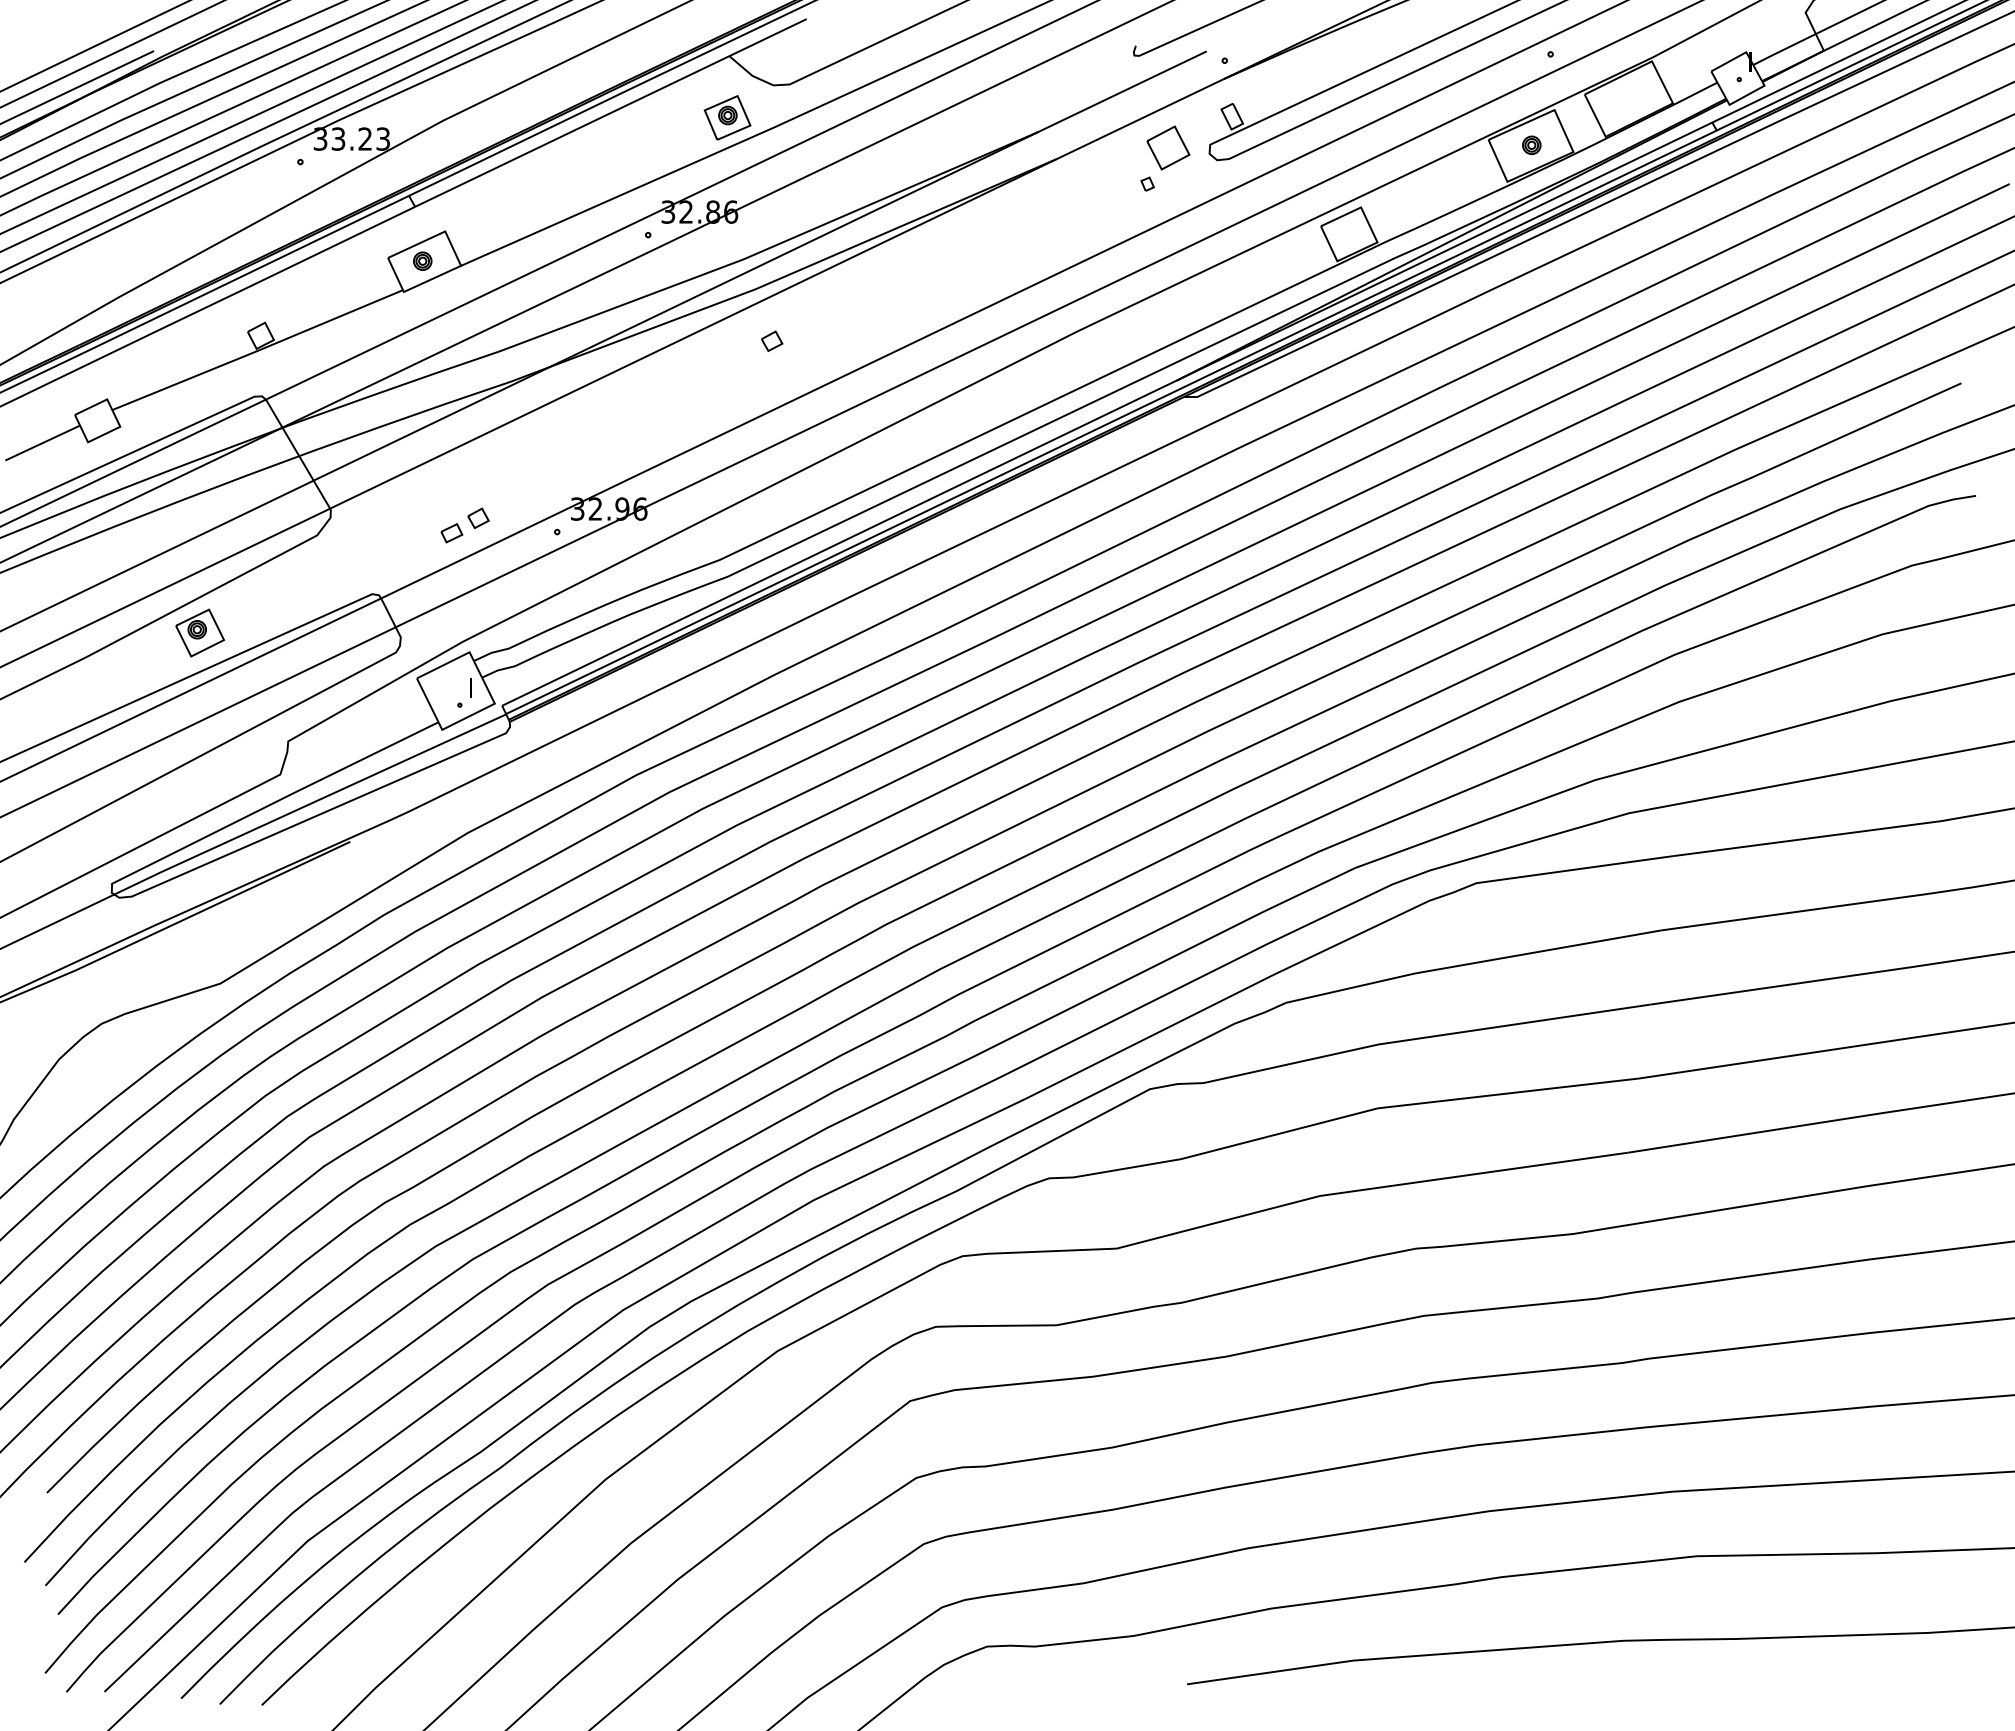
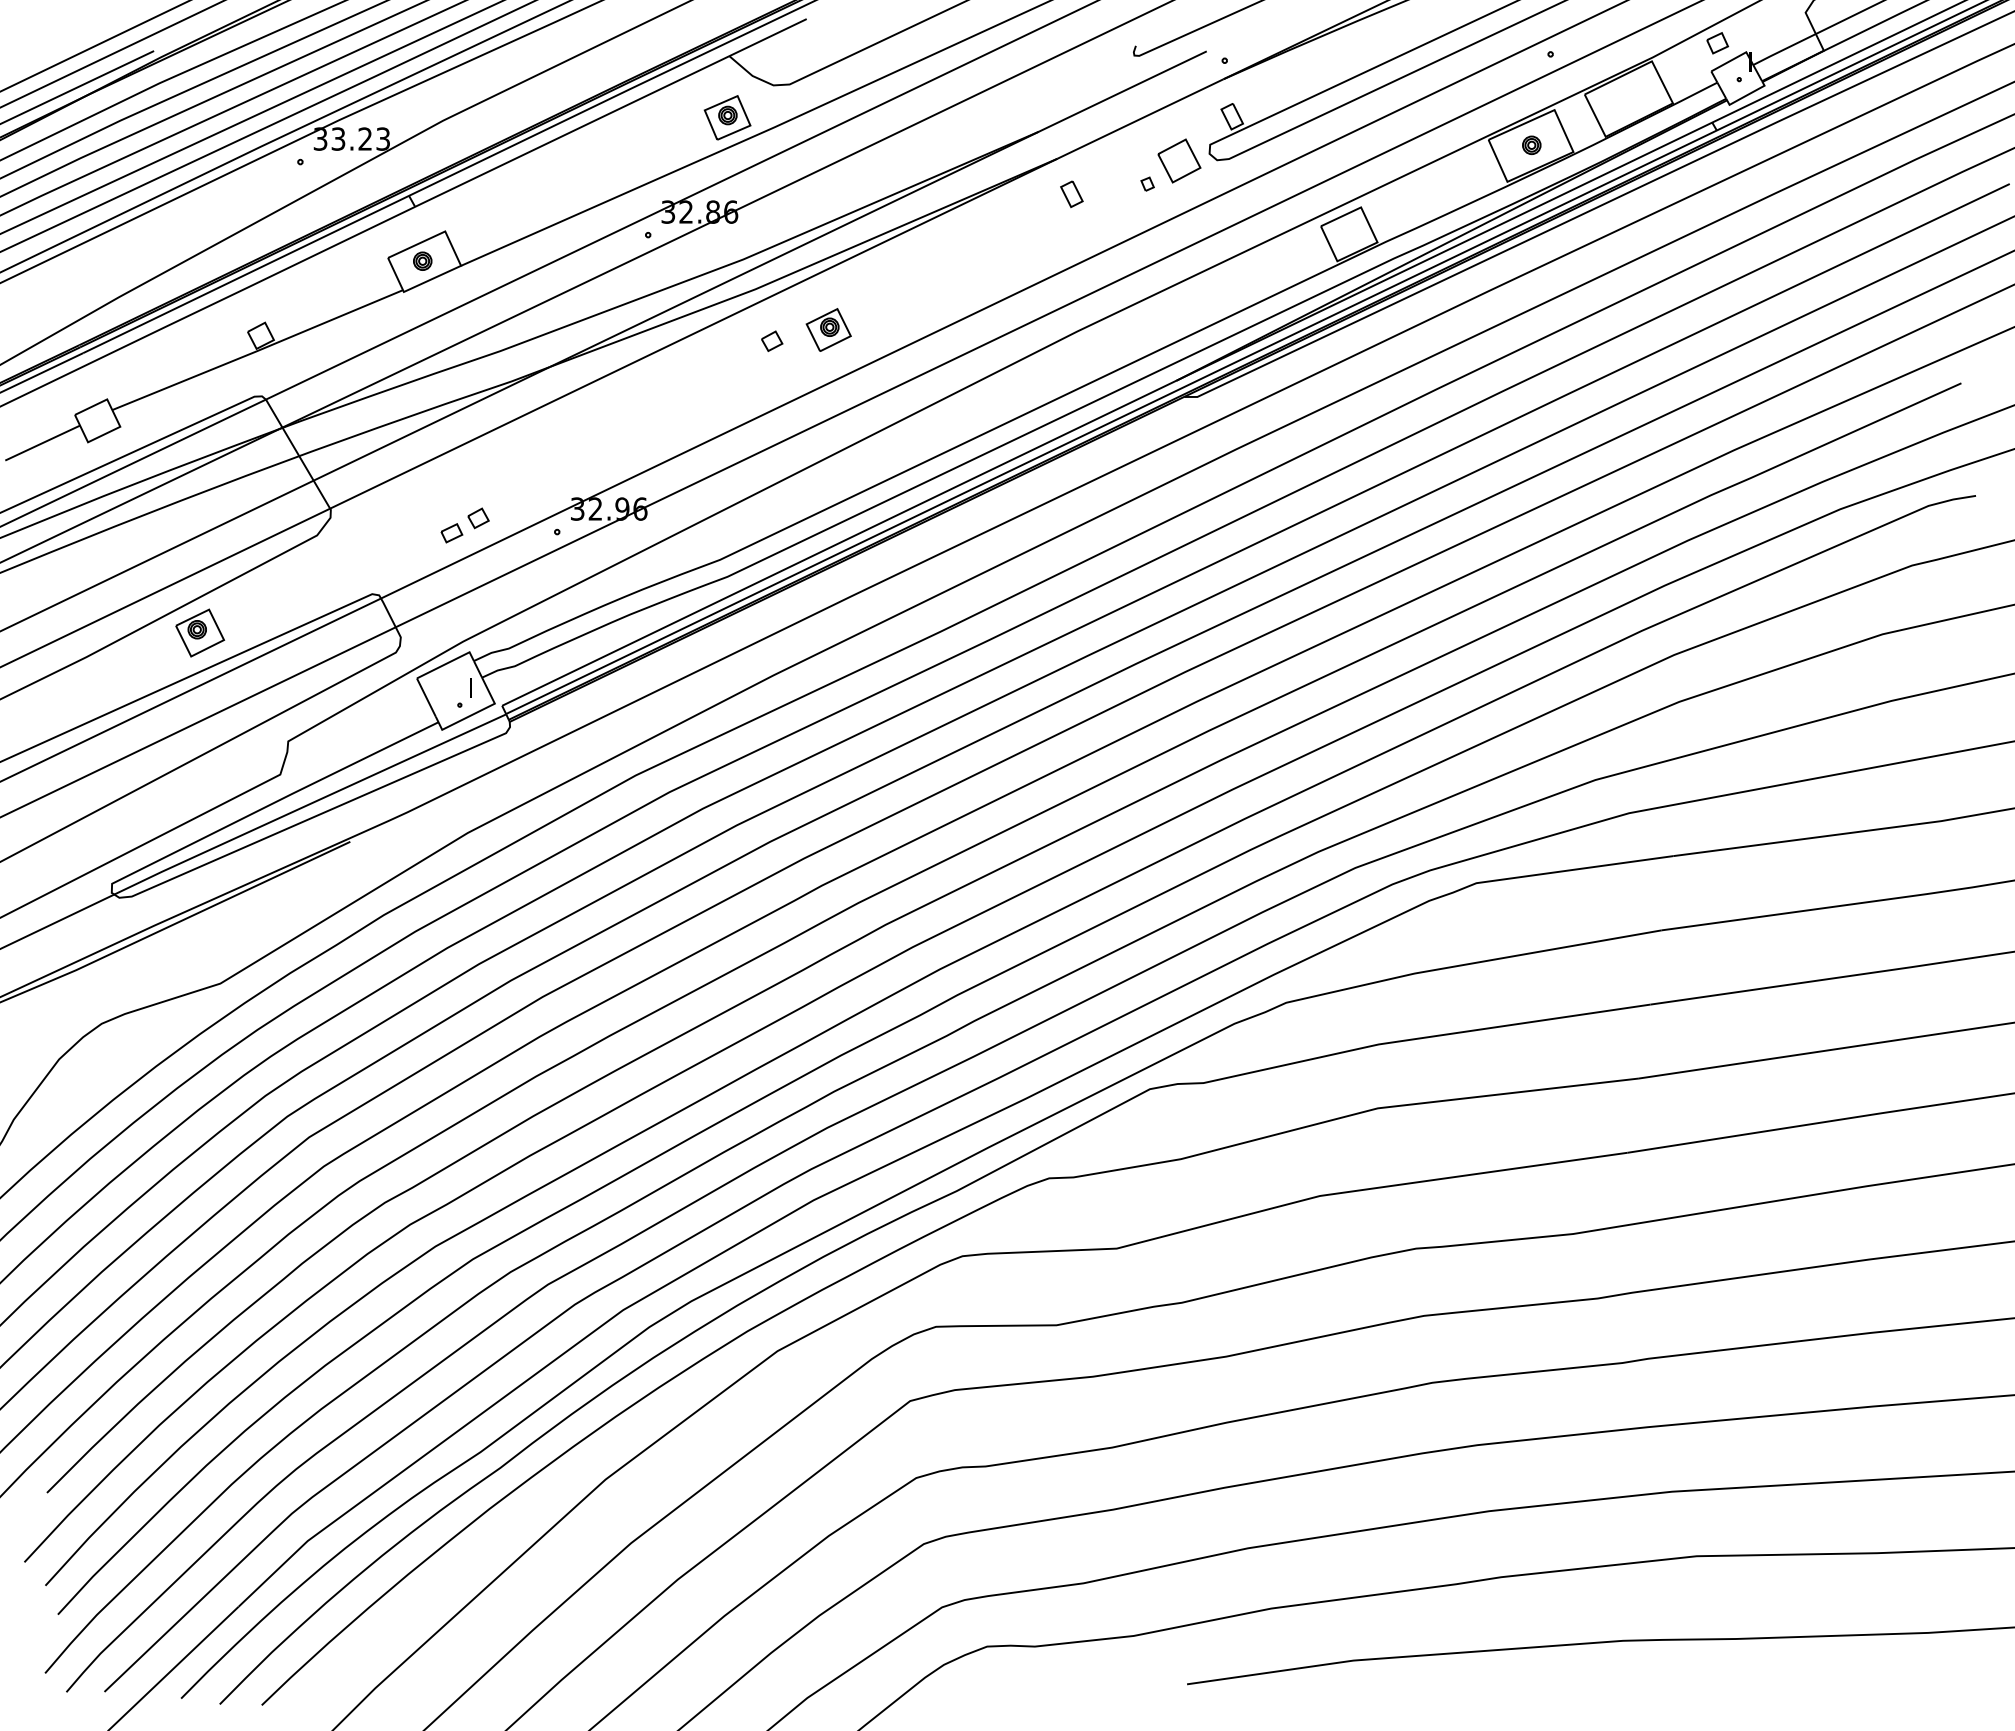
part: none -> present (1717, 43)
part position: (1168, 147) -> (1179, 160) (1179, 160)
part: none -> present (1071, 194)
part: none -> present (828, 329)
